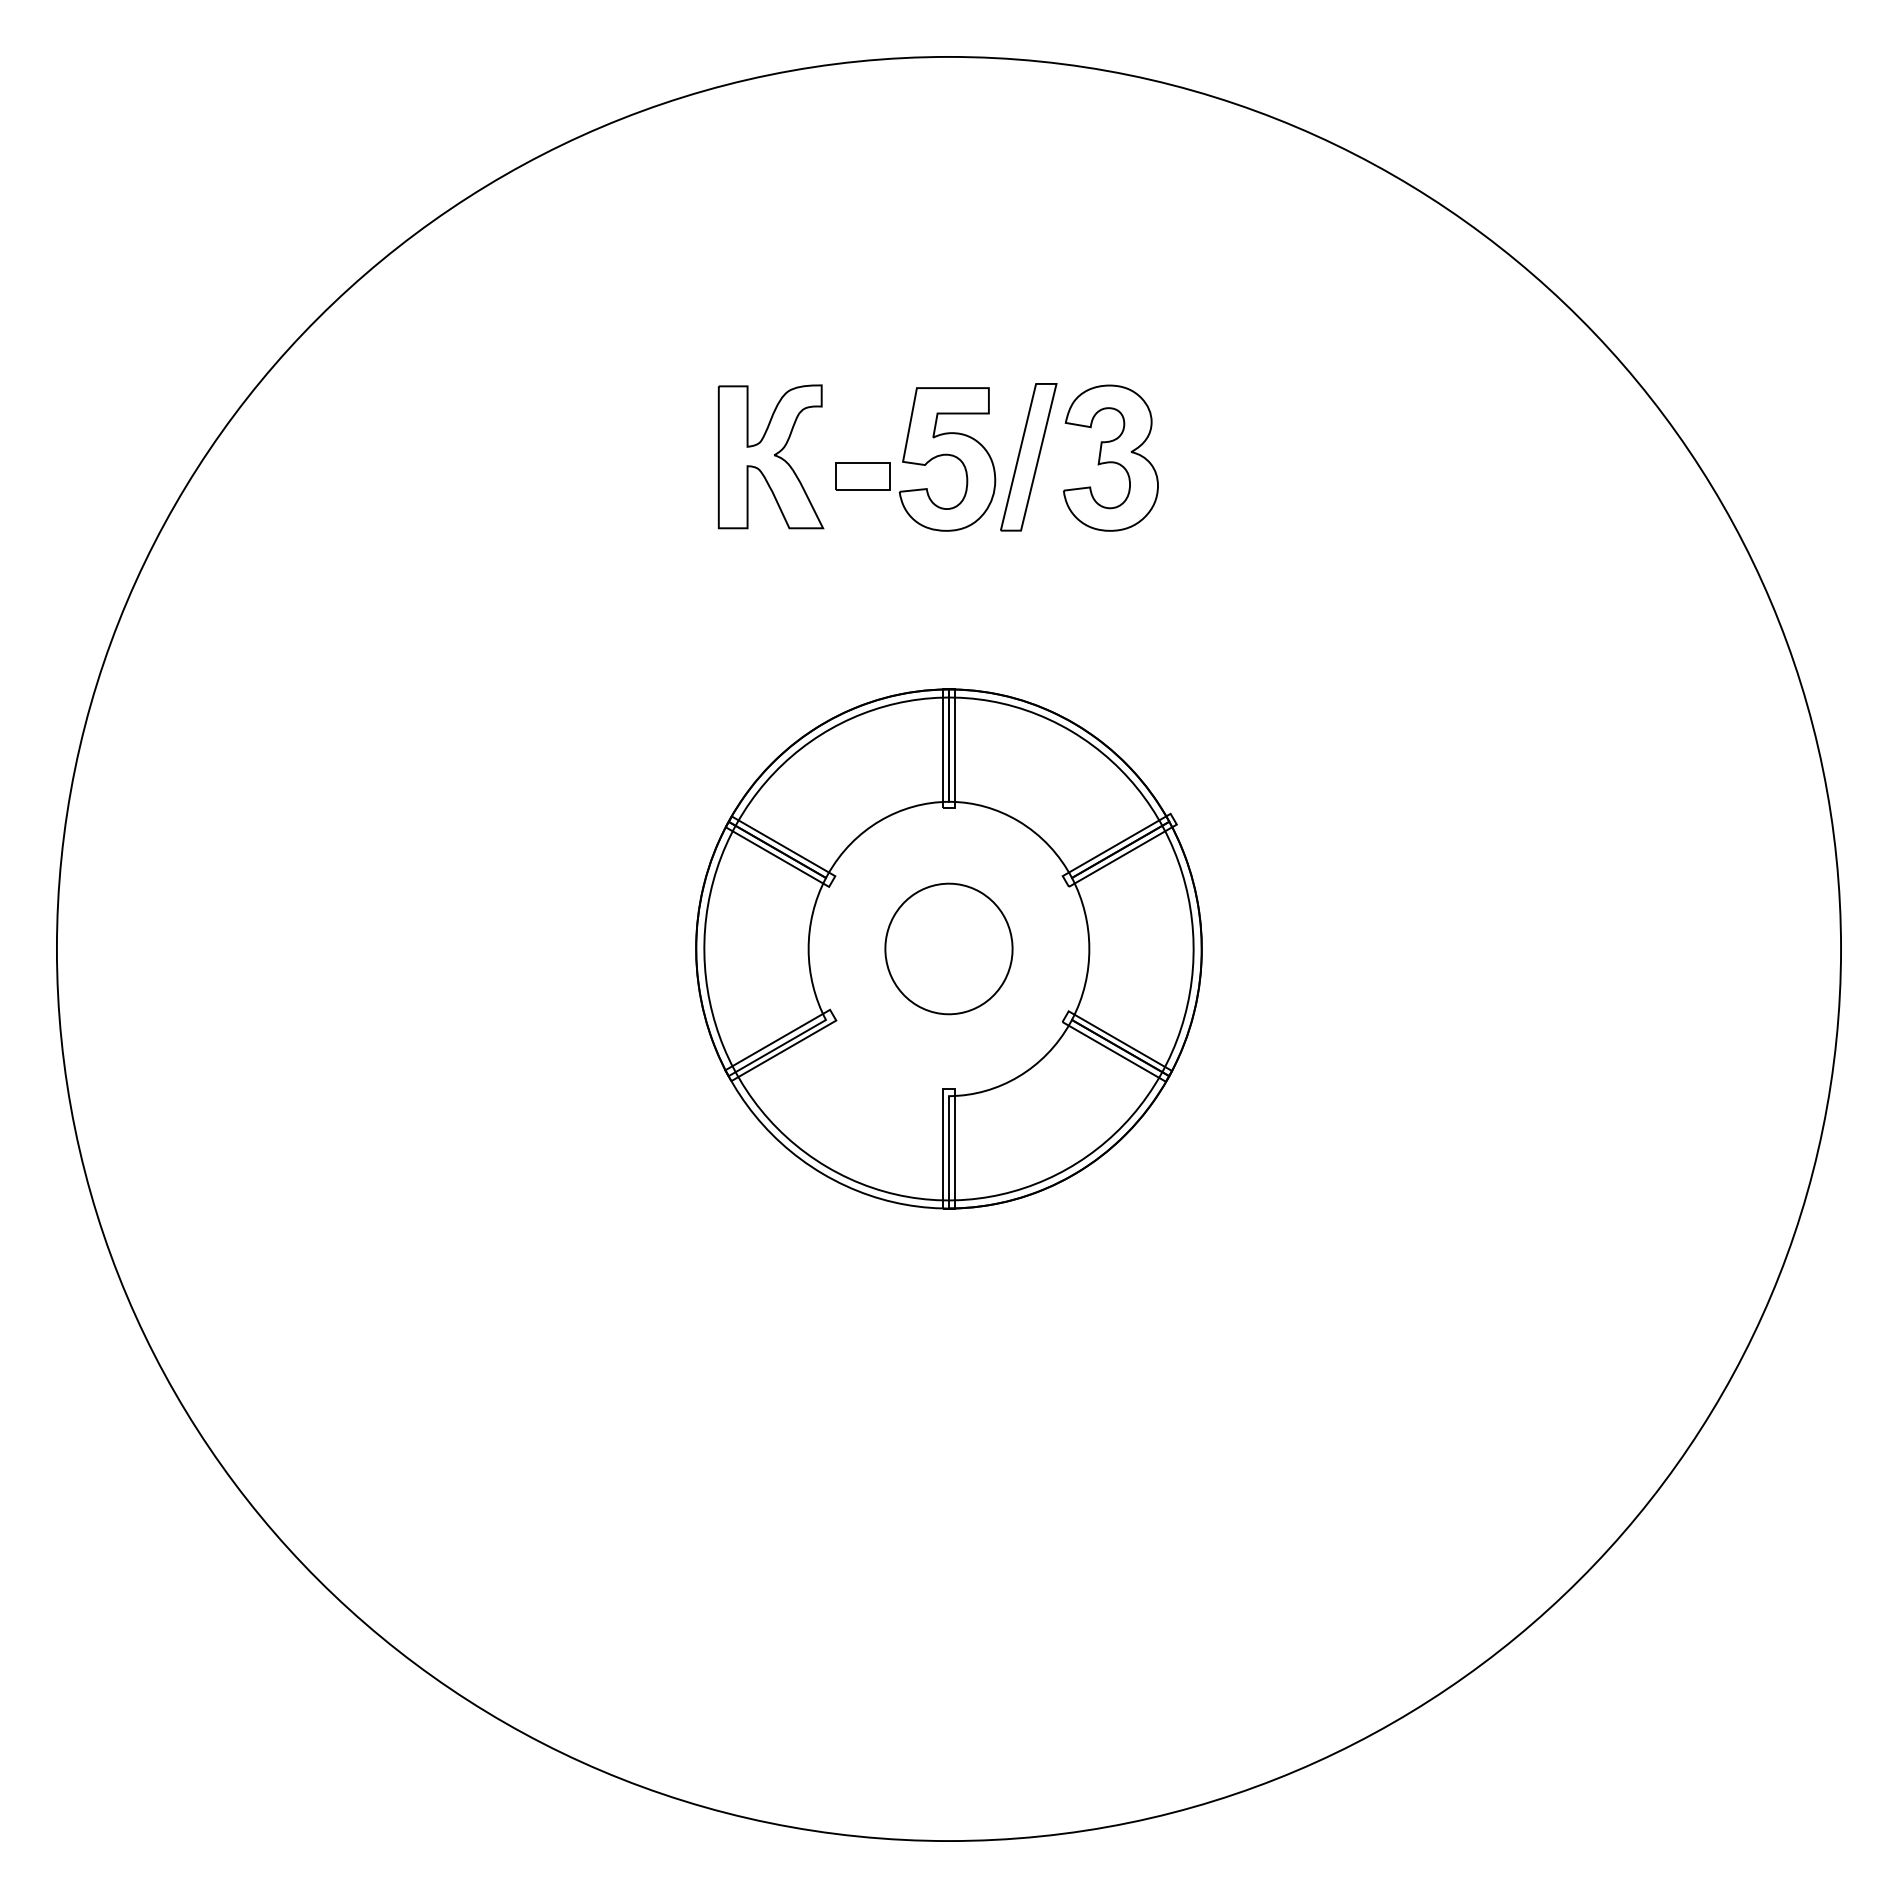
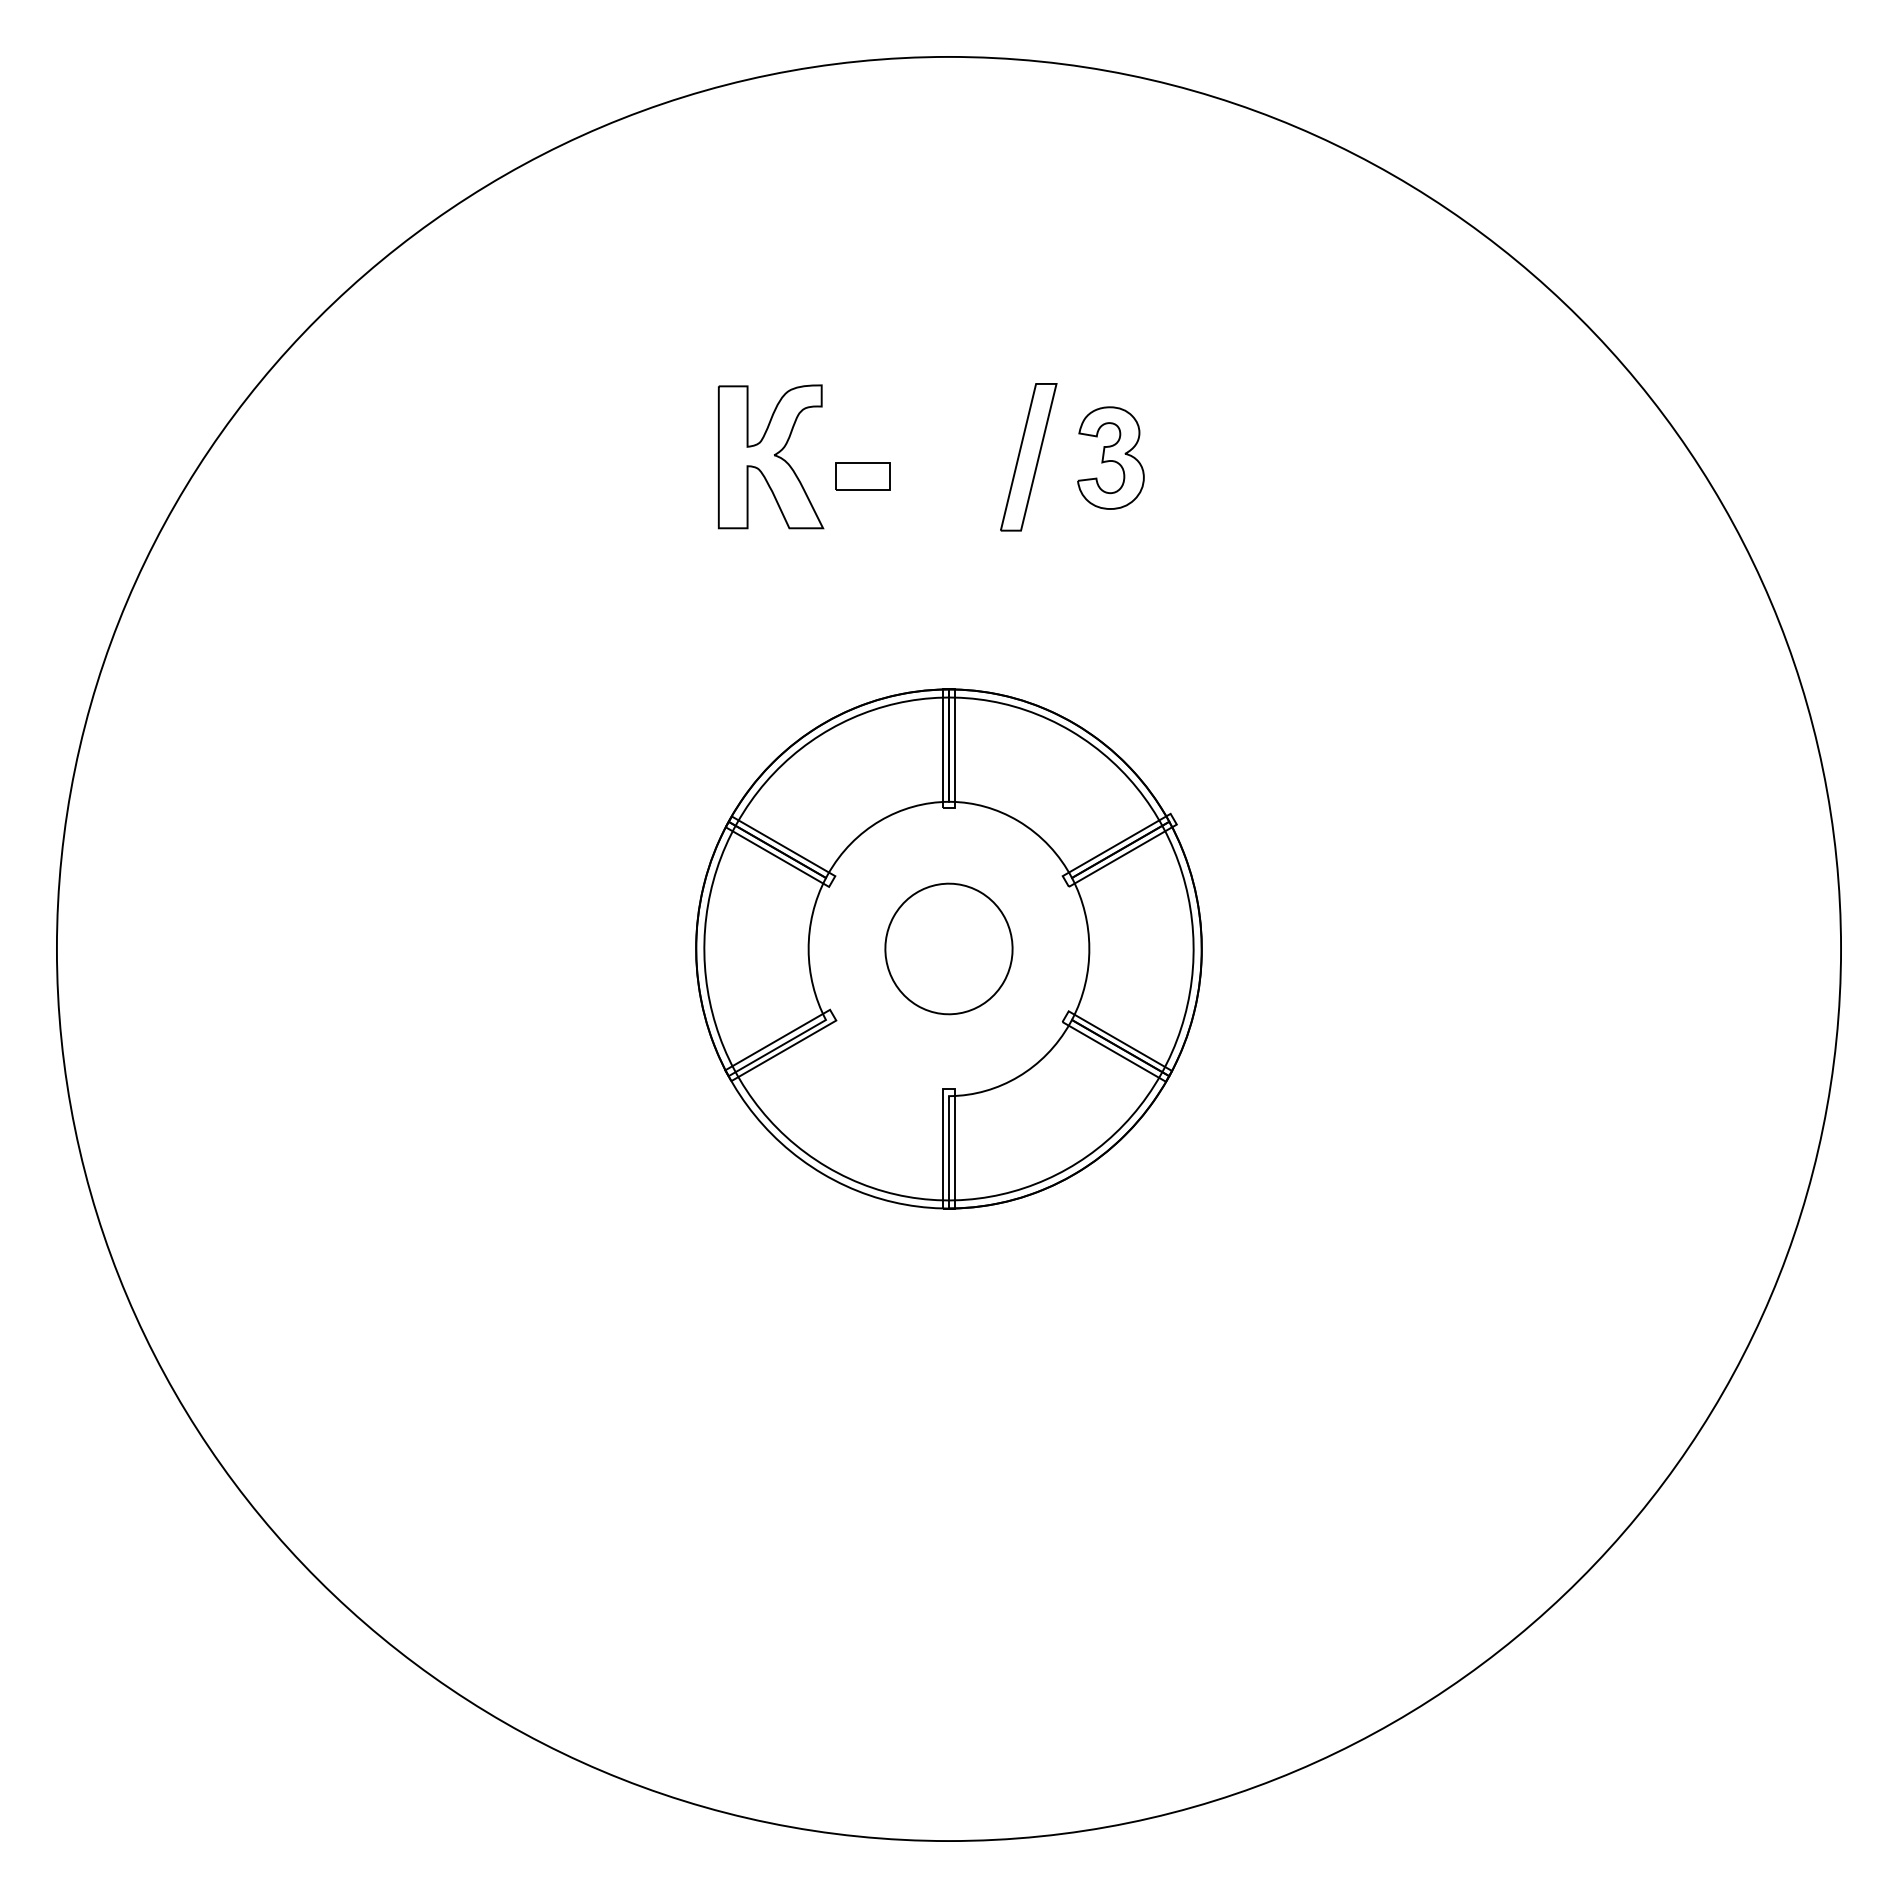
part size: 96x148 px -> 68x104 px (1110, 457)
part: present -> none (947, 459)
